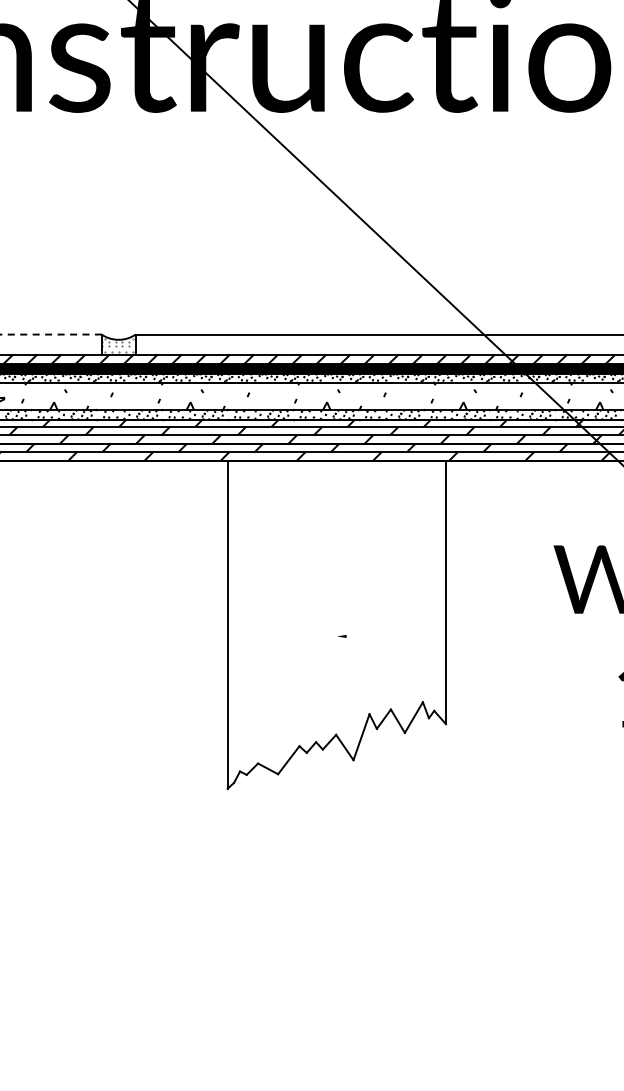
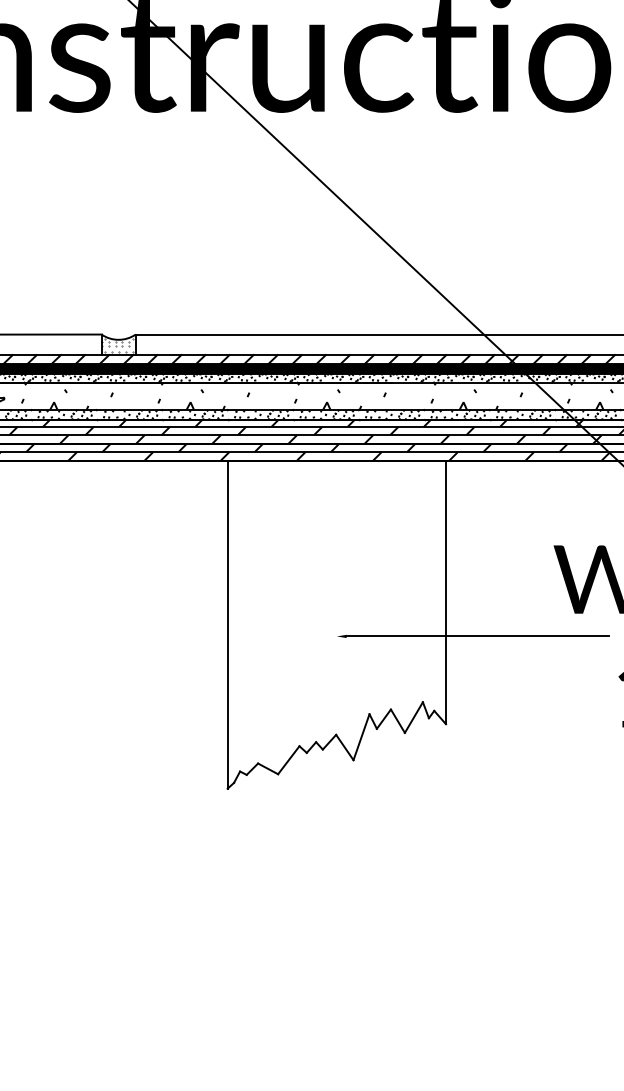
line: dashed -> solid (51, 334)
line: none -> present (477, 636)
